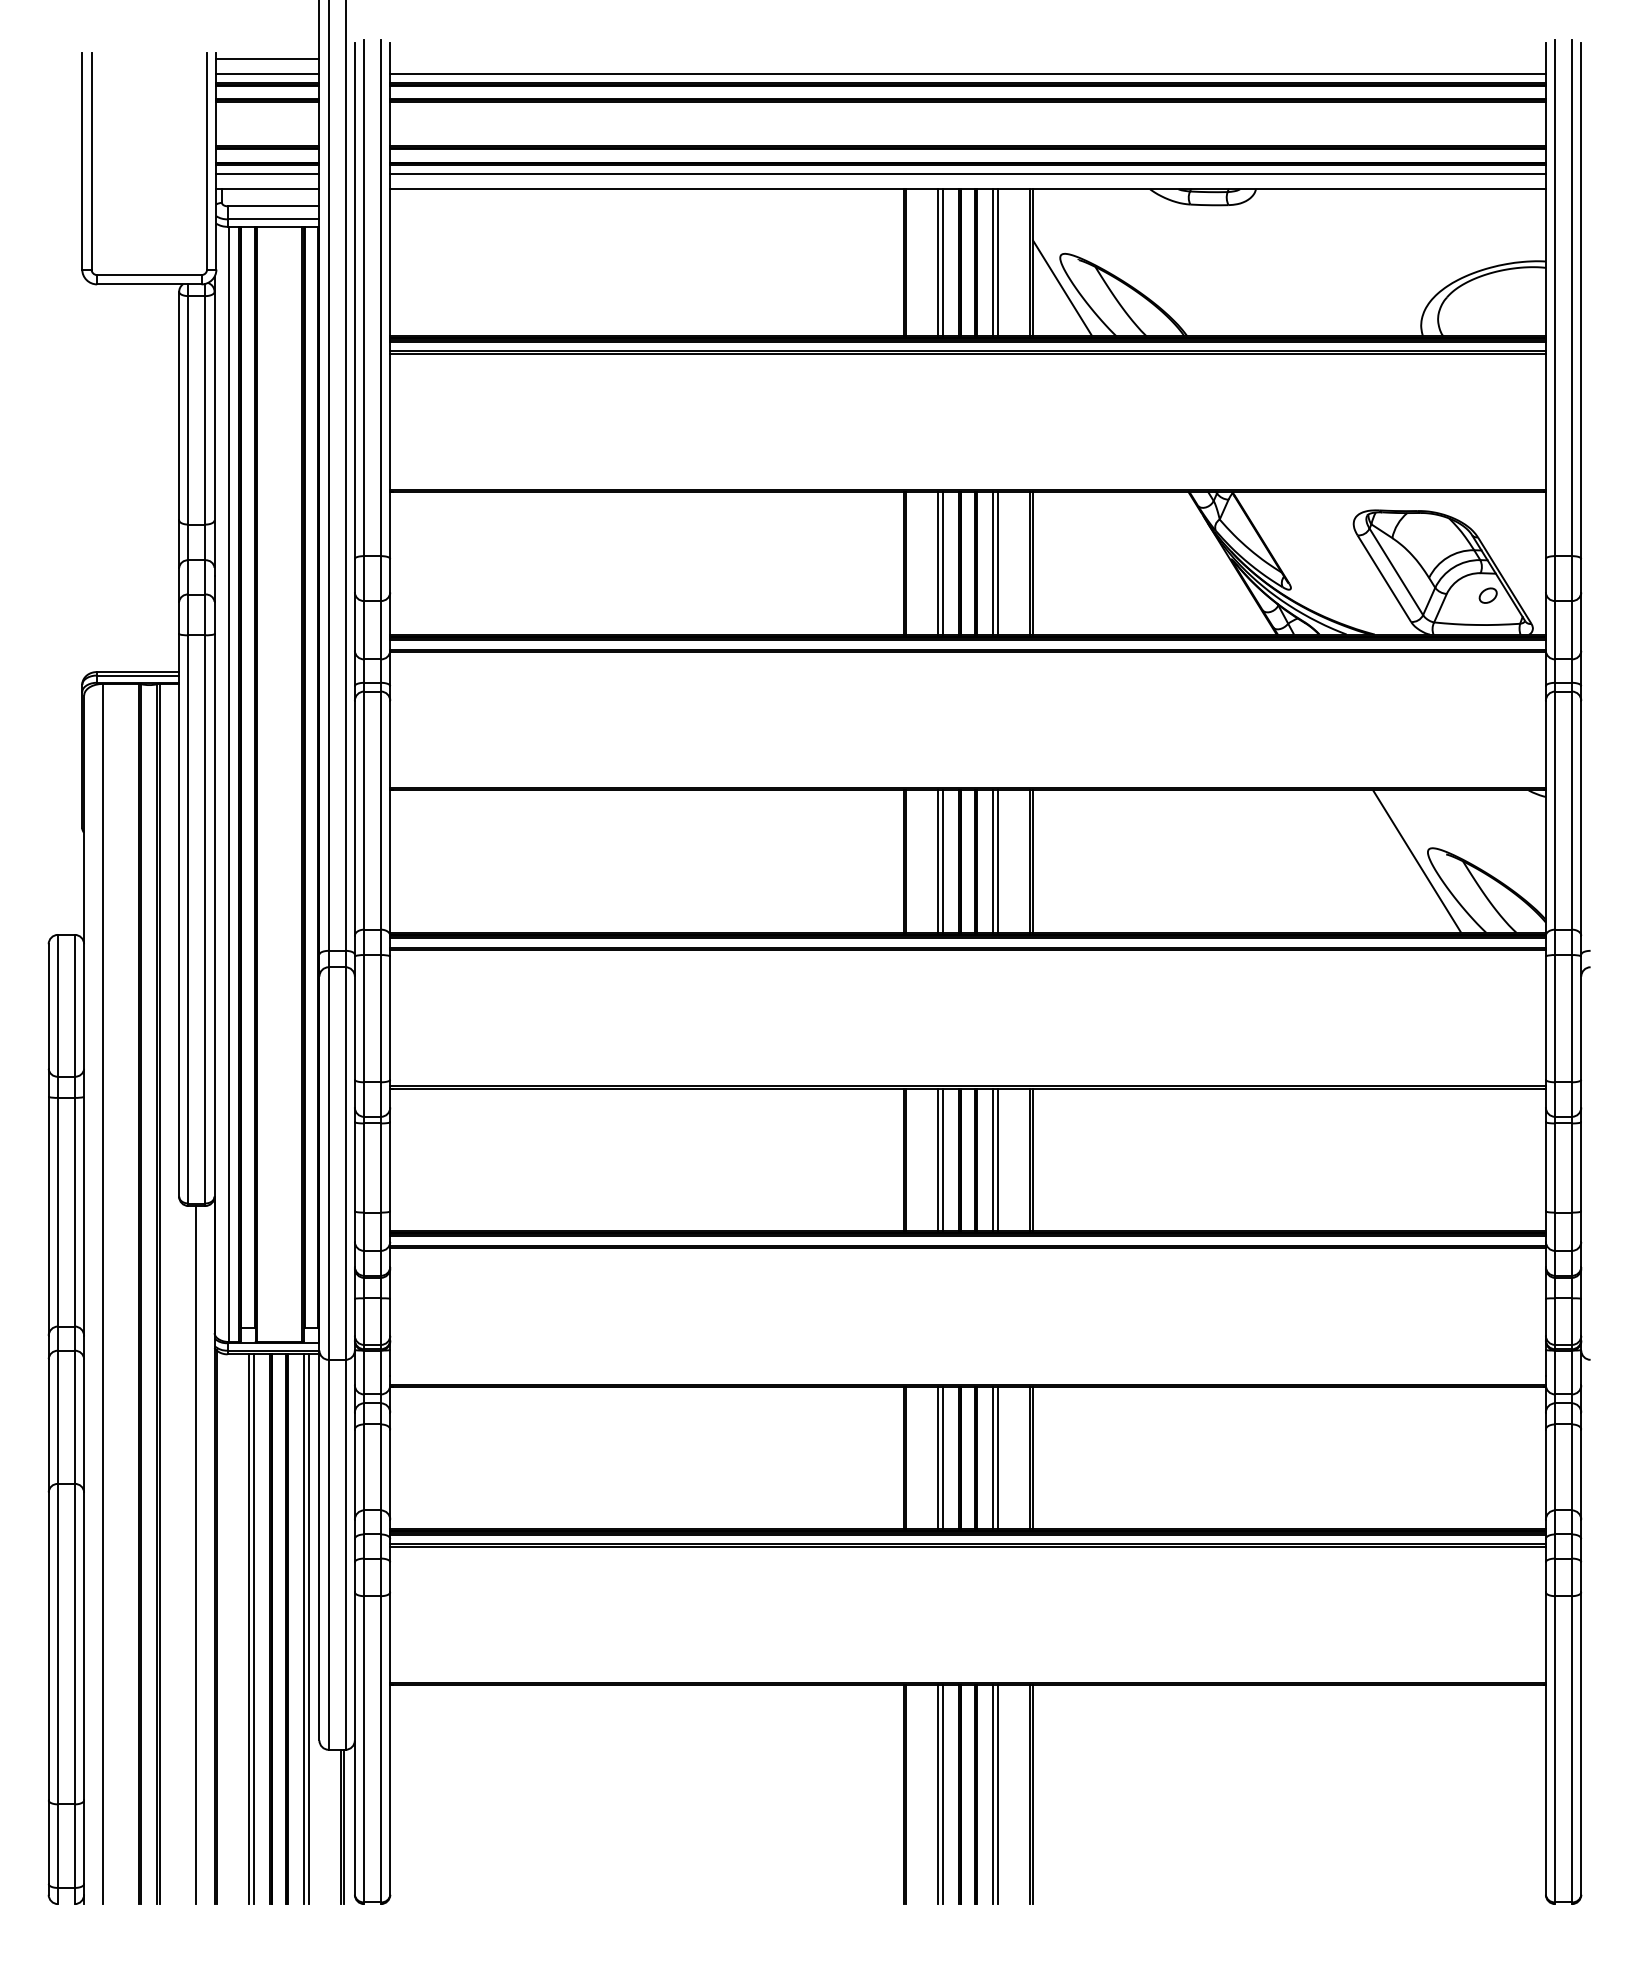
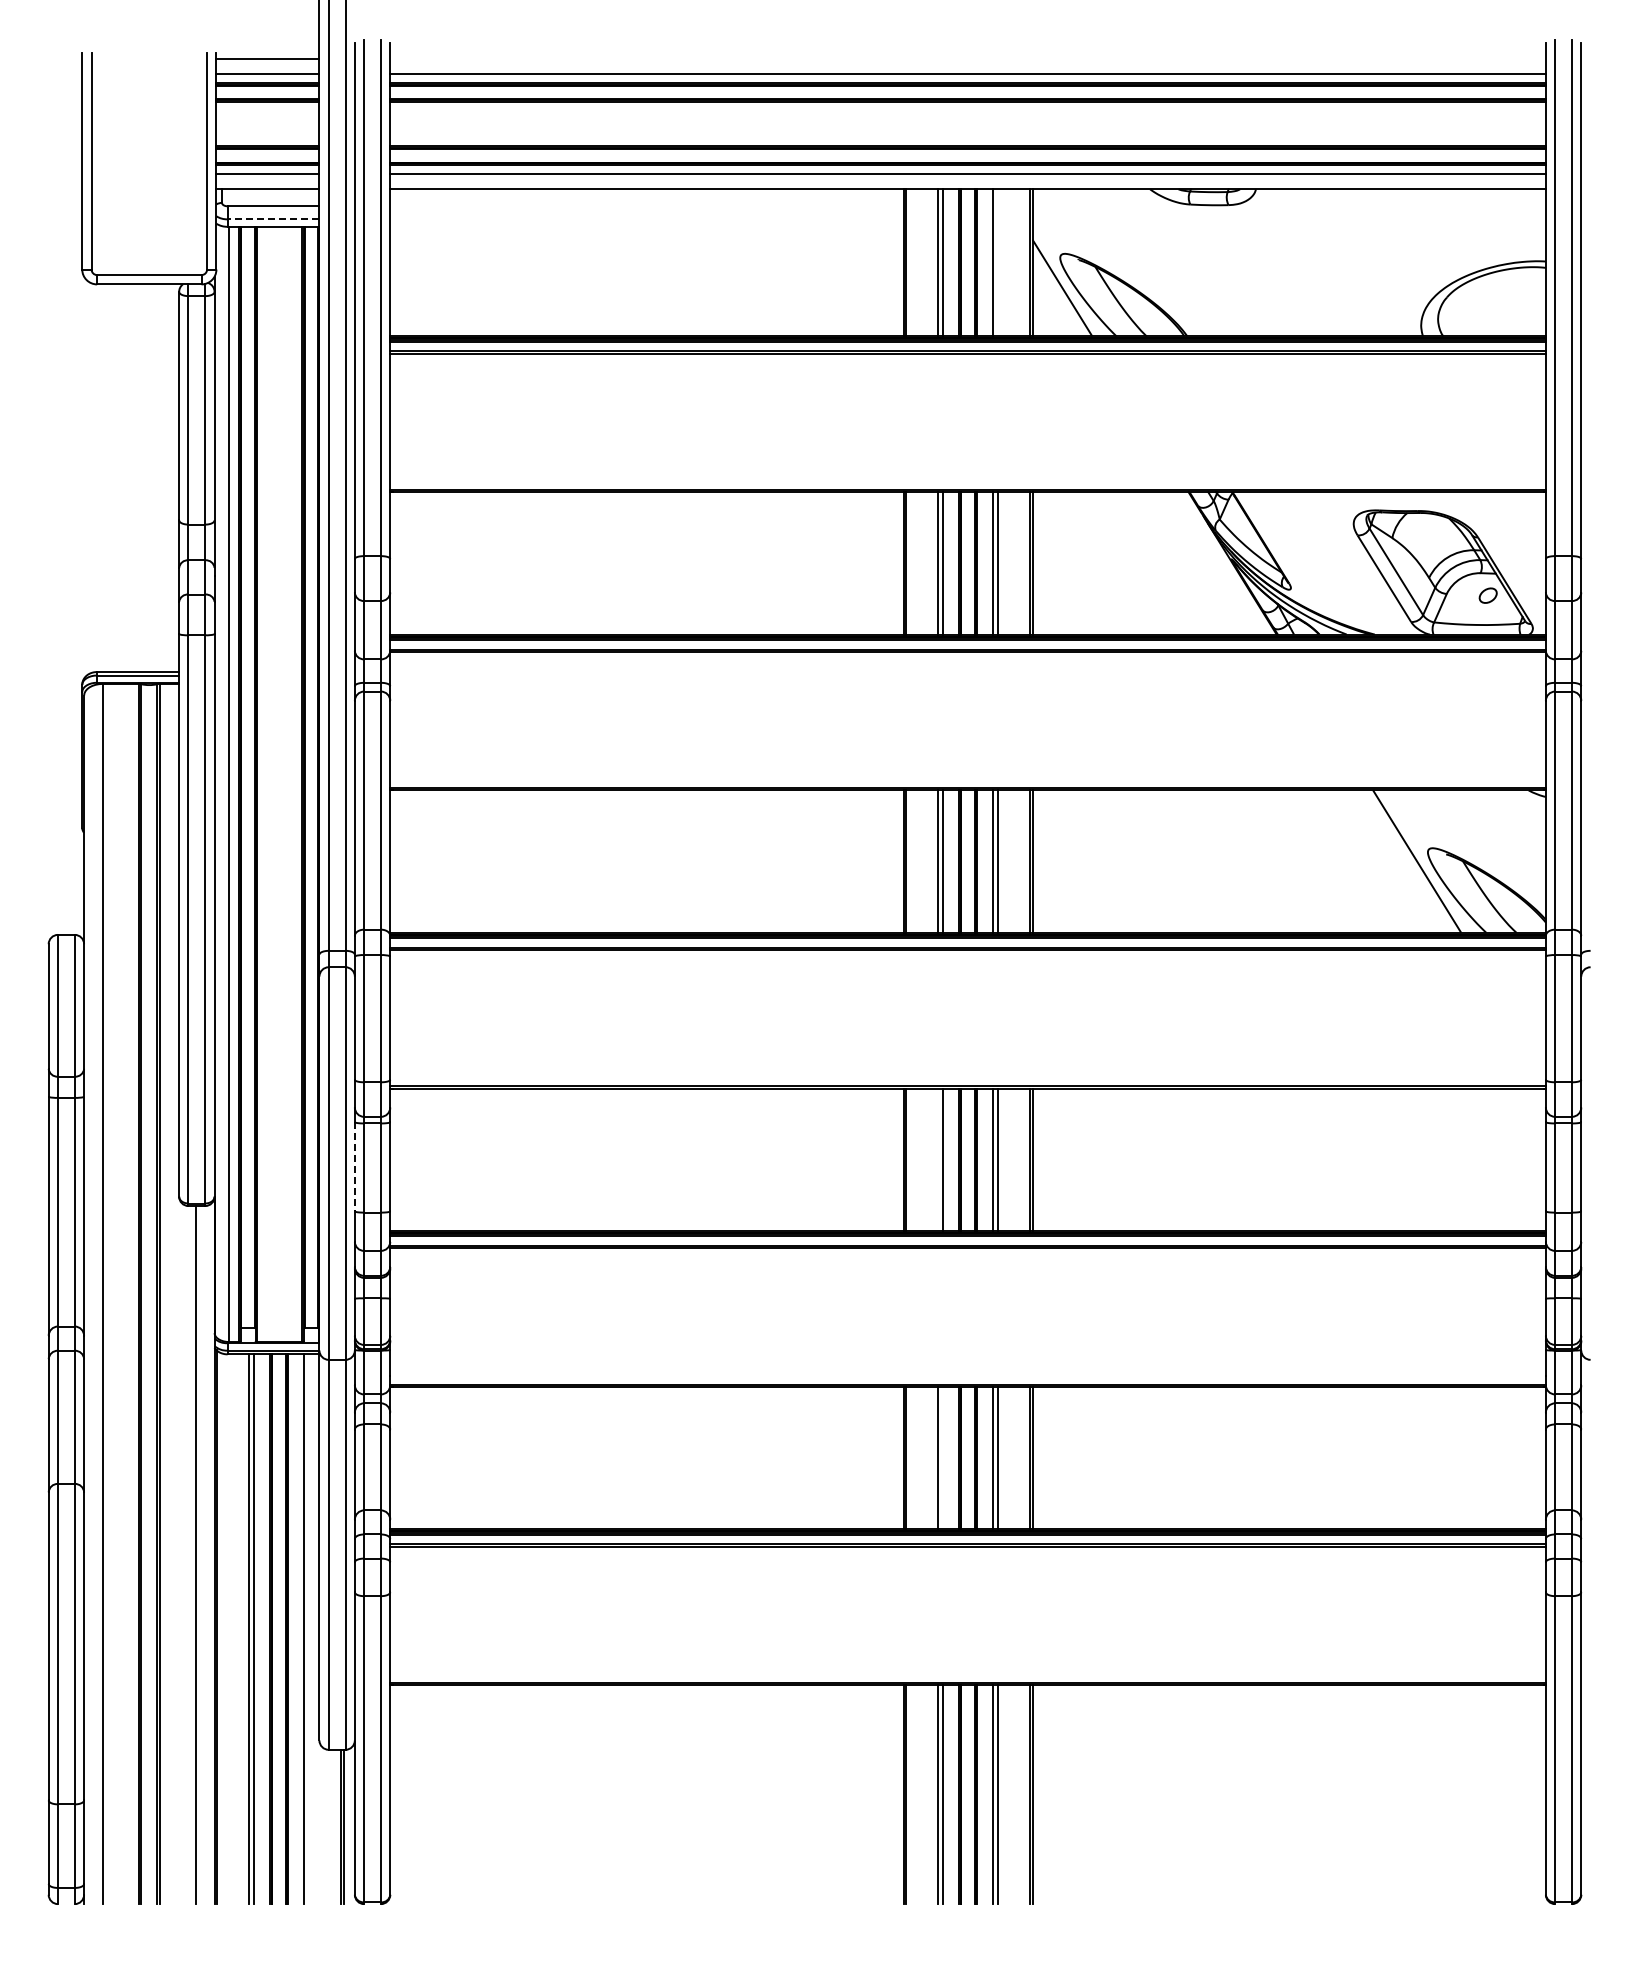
line: solid -> dashed (273, 219)
line: present -> none (998, 262)
line: present -> none (937, 1159)
line: solid -> dashed (354, 1166)
line: present -> none (943, 1457)
line: present -> none (309, 1629)
